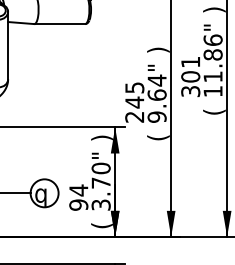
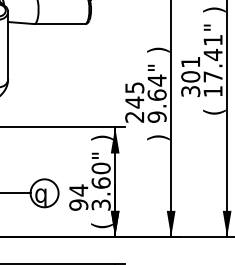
text: 11.86" -> 17.41" (212, 58)
text: ( -> ) (158, 137)
text: 3.70" -> 3.60" (100, 182)
